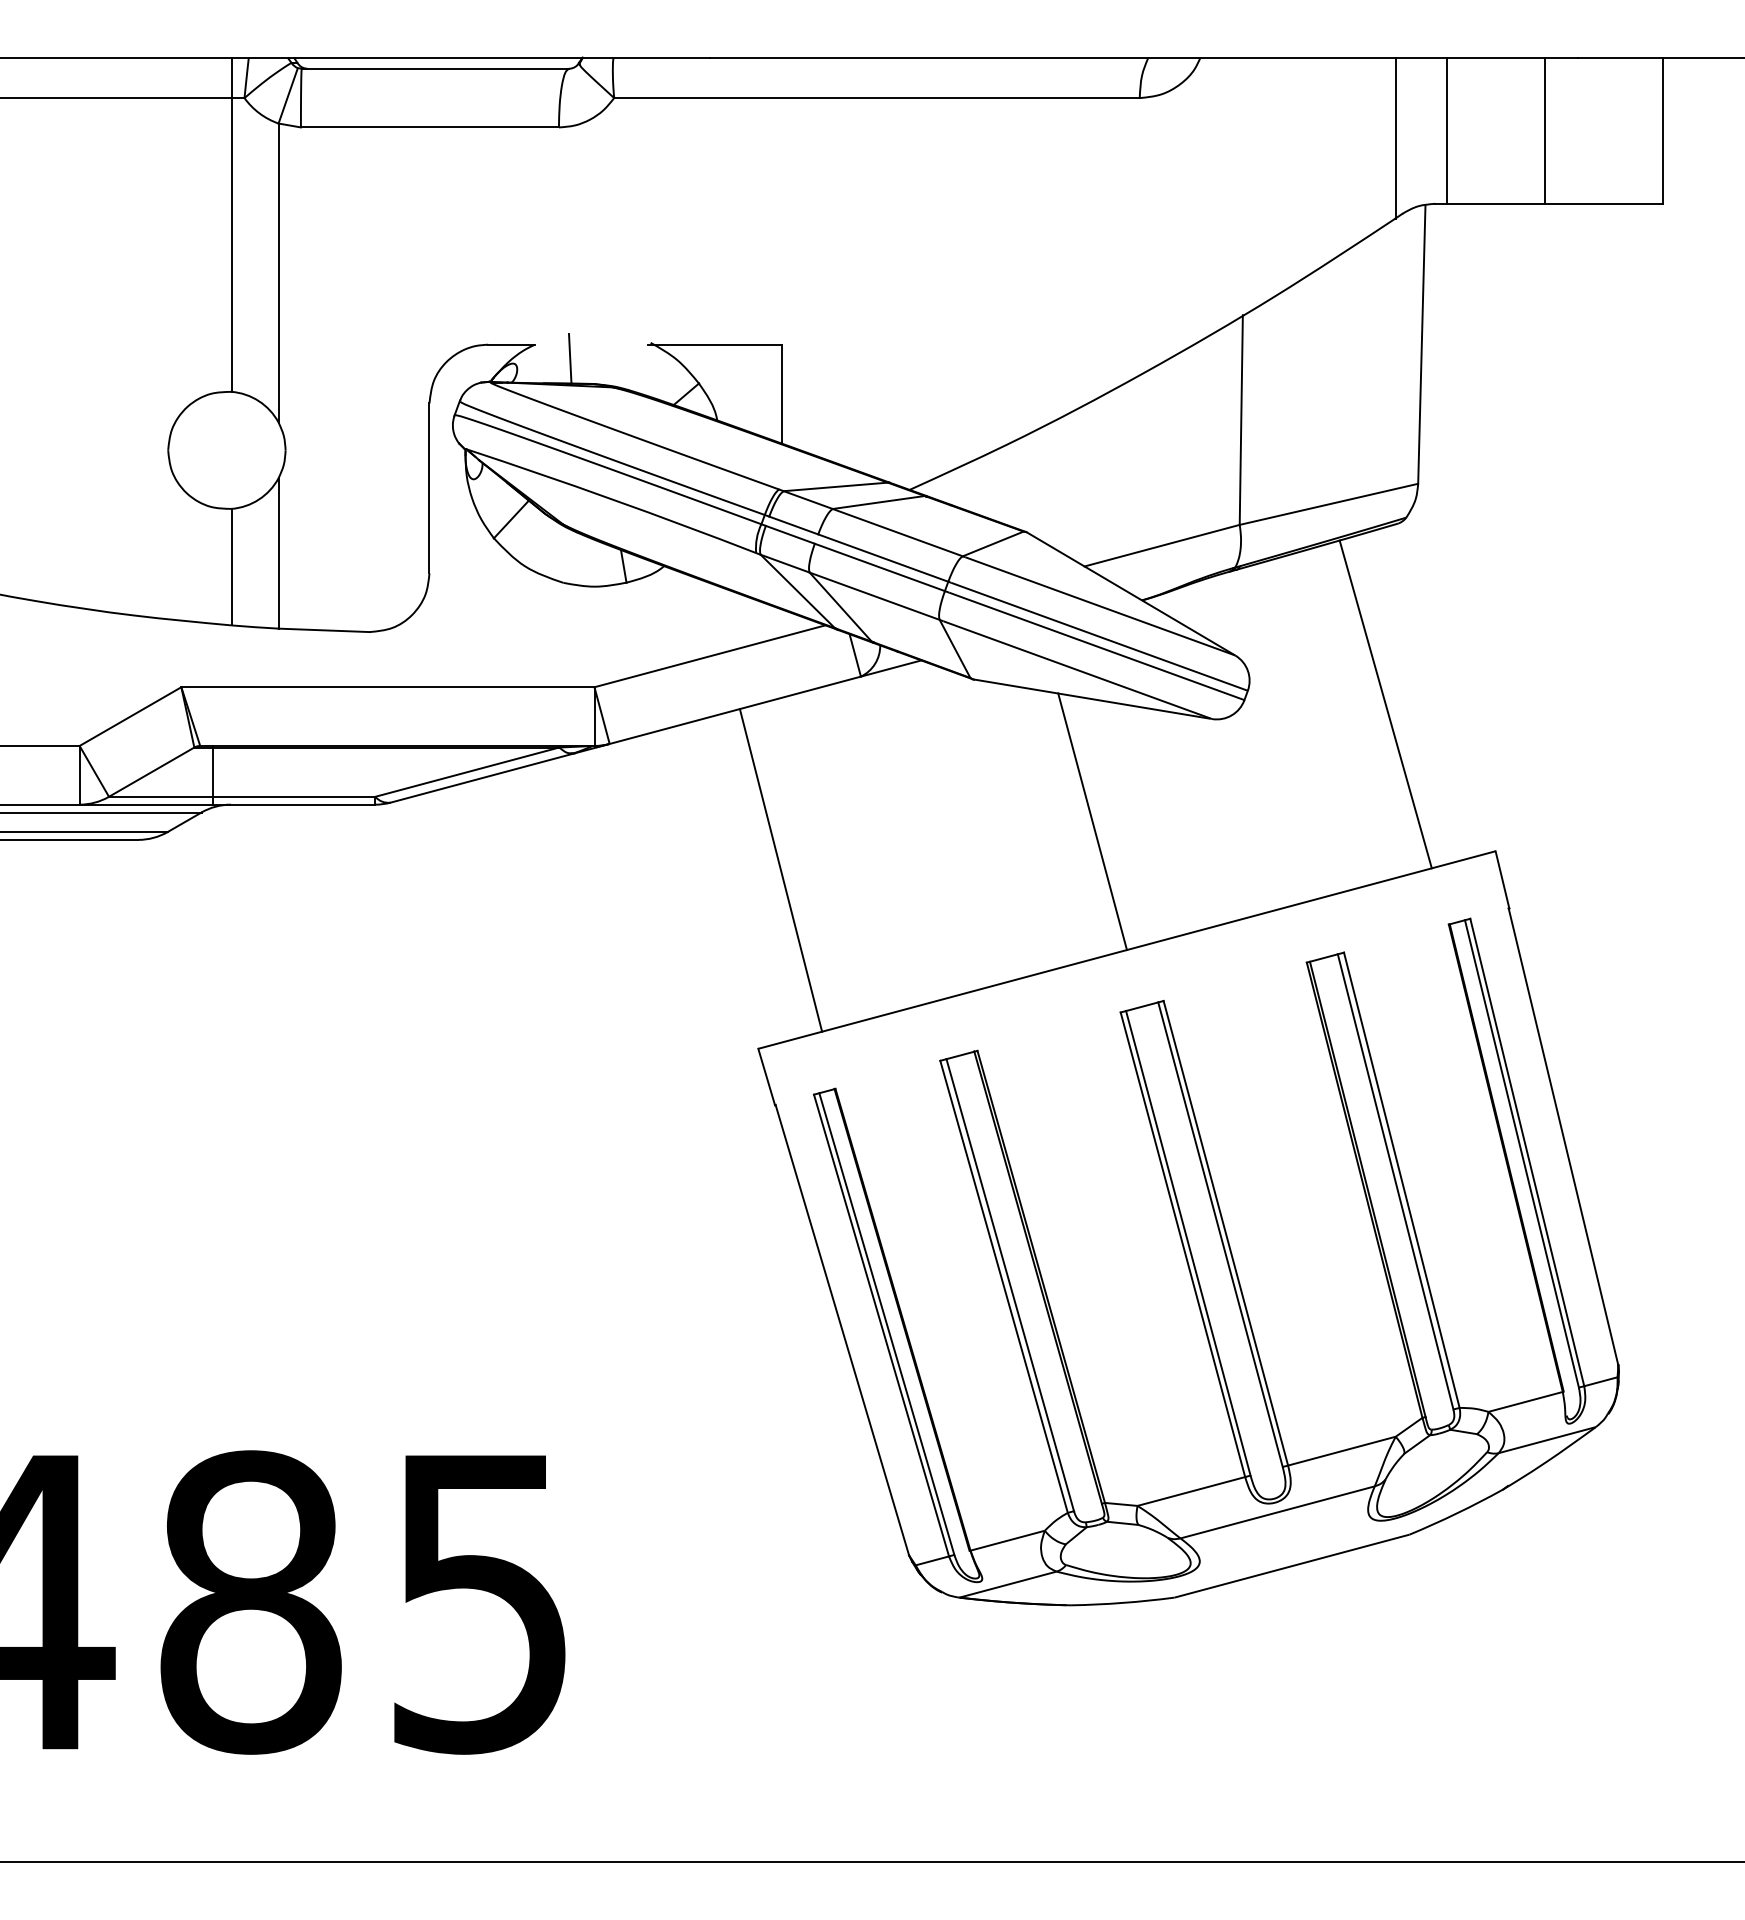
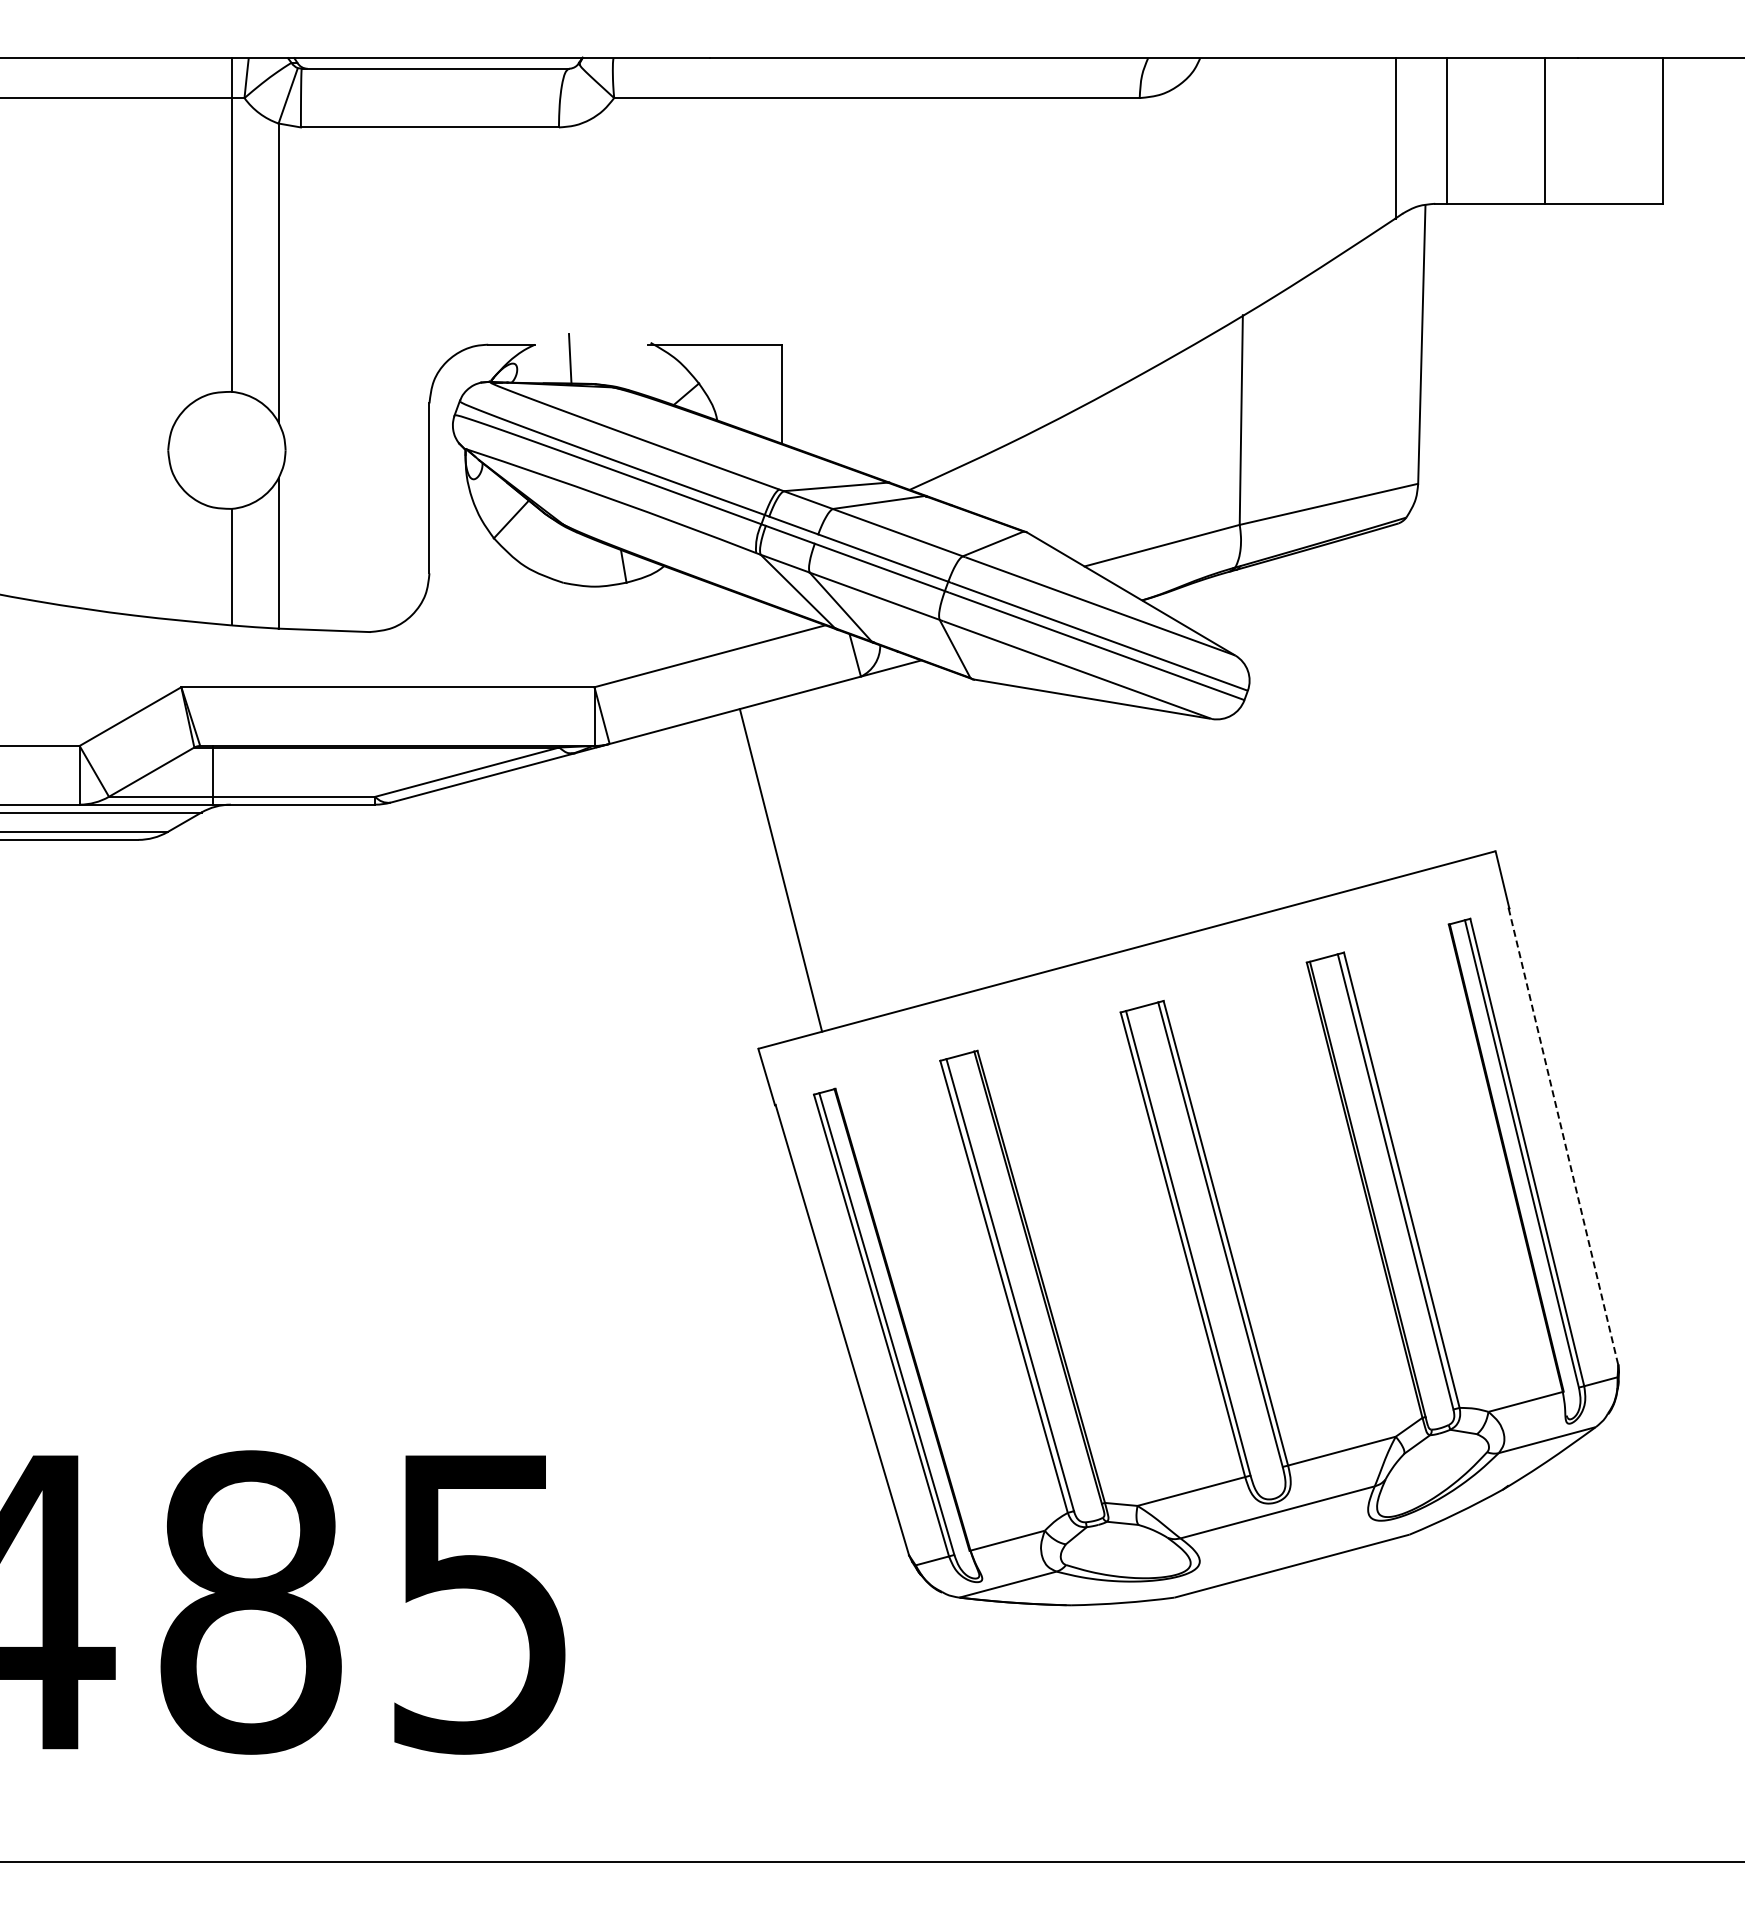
line: present -> none (1385, 704)
line: present -> none (1092, 821)
line: solid -> dashed (1563, 1136)
